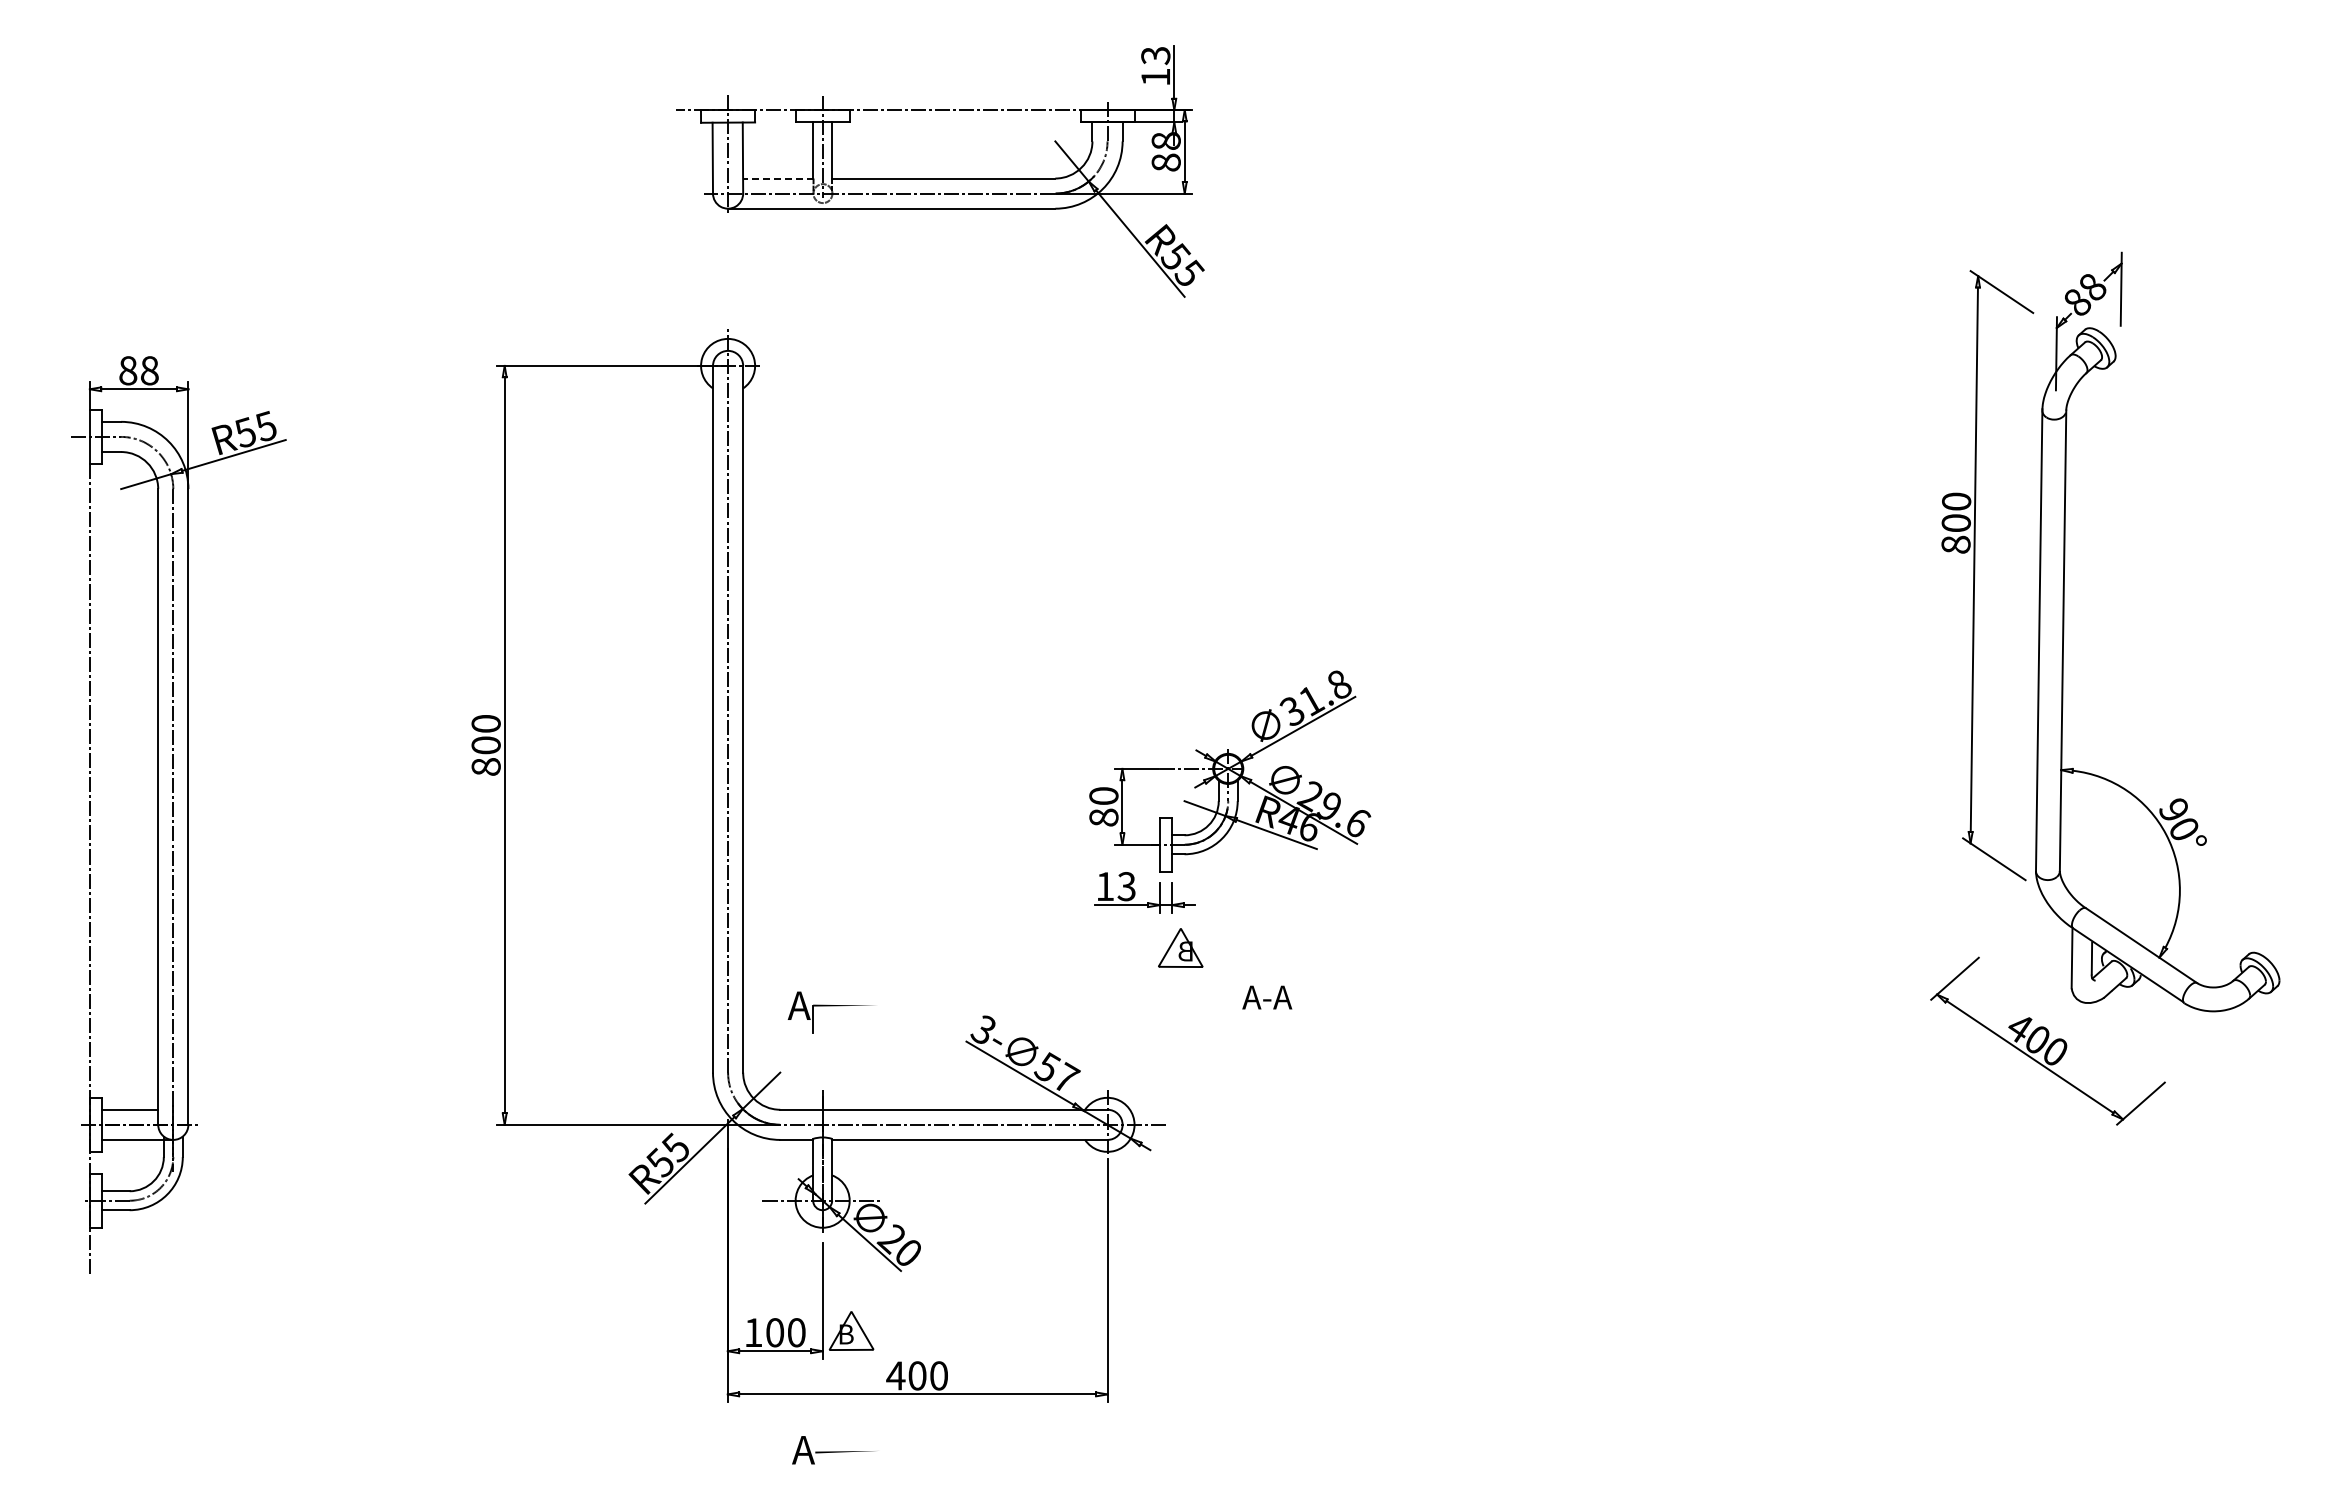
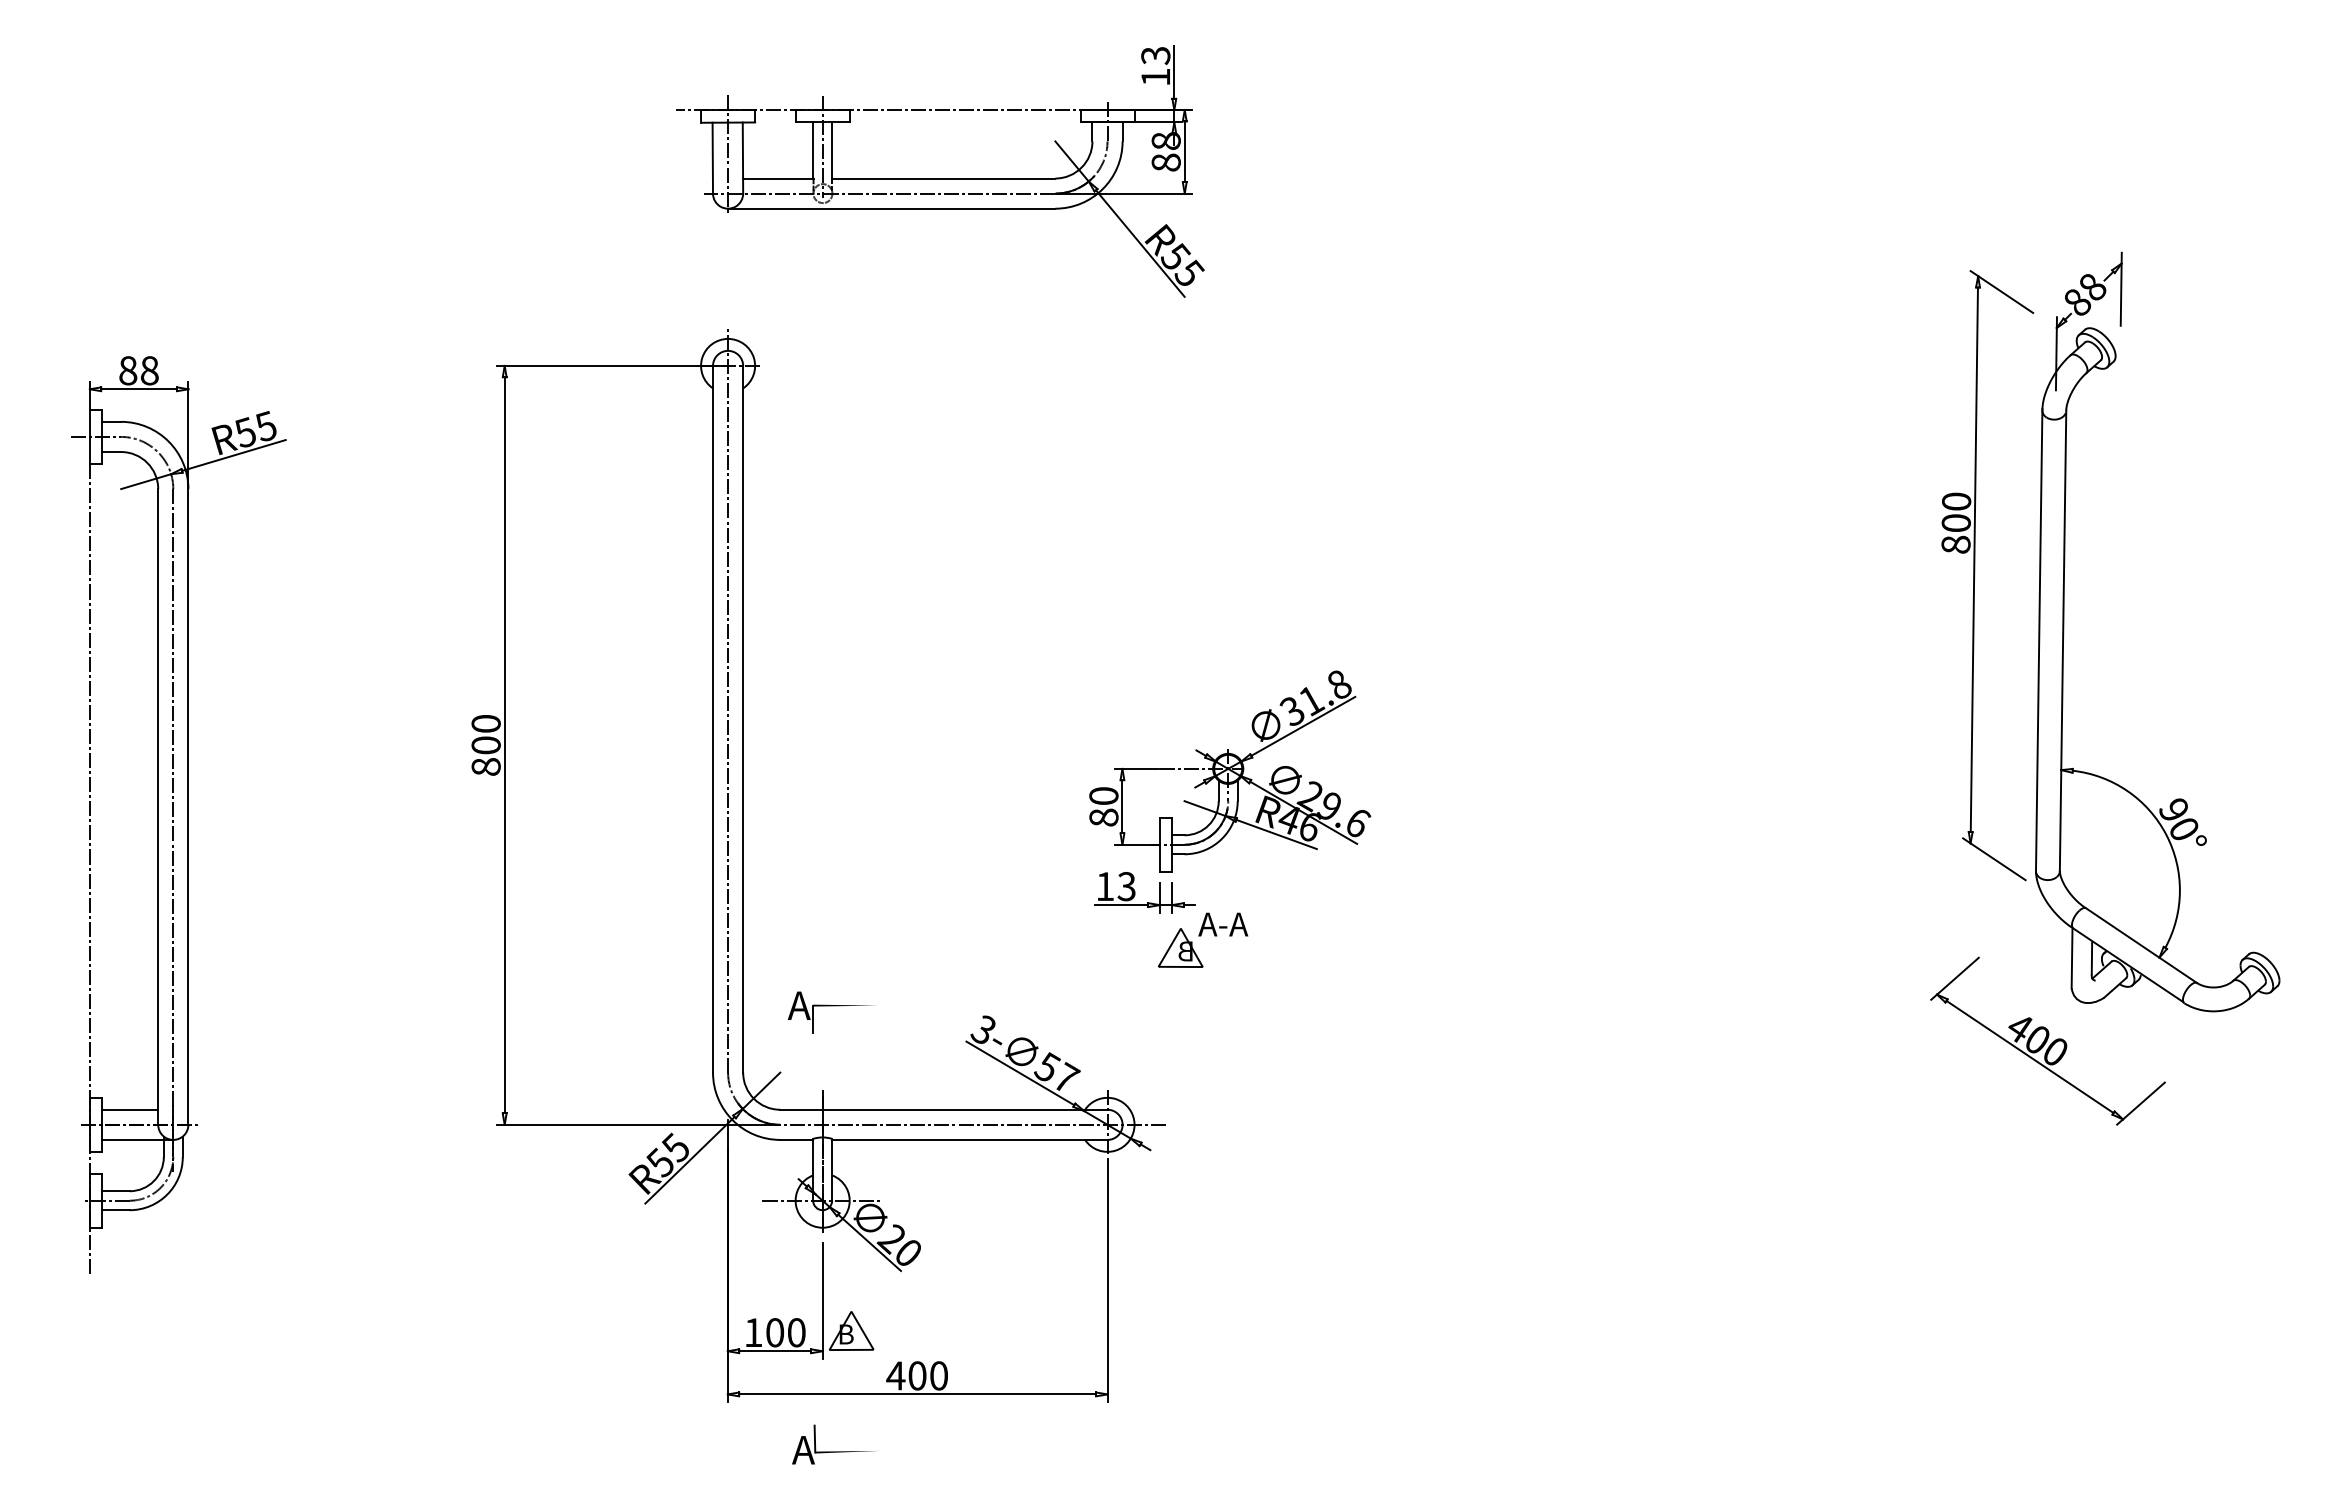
line: dashed -> solid (777, 178)
text position: (1267, 997) -> (1223, 924) (1223, 924)
line: none -> present (814, 1438)
